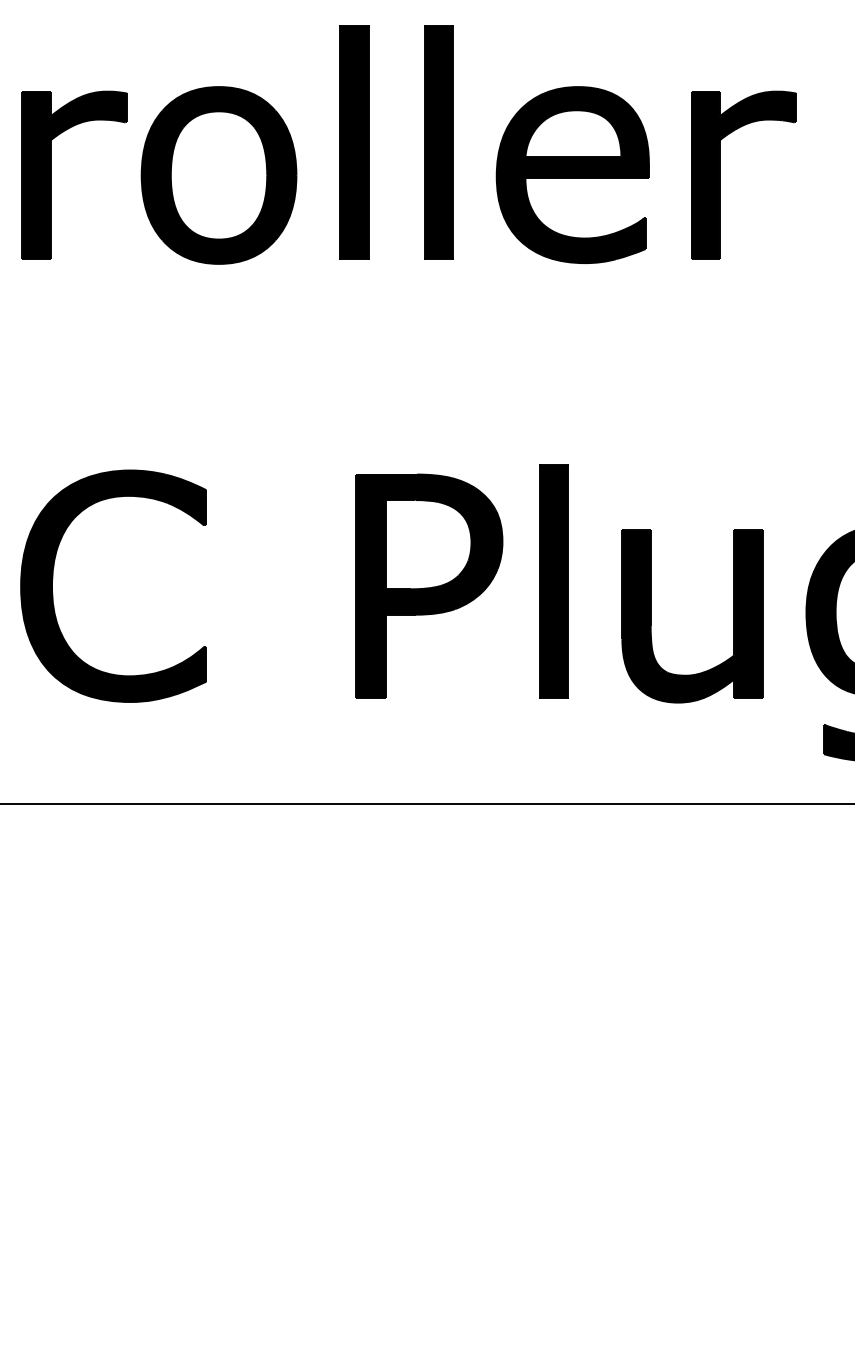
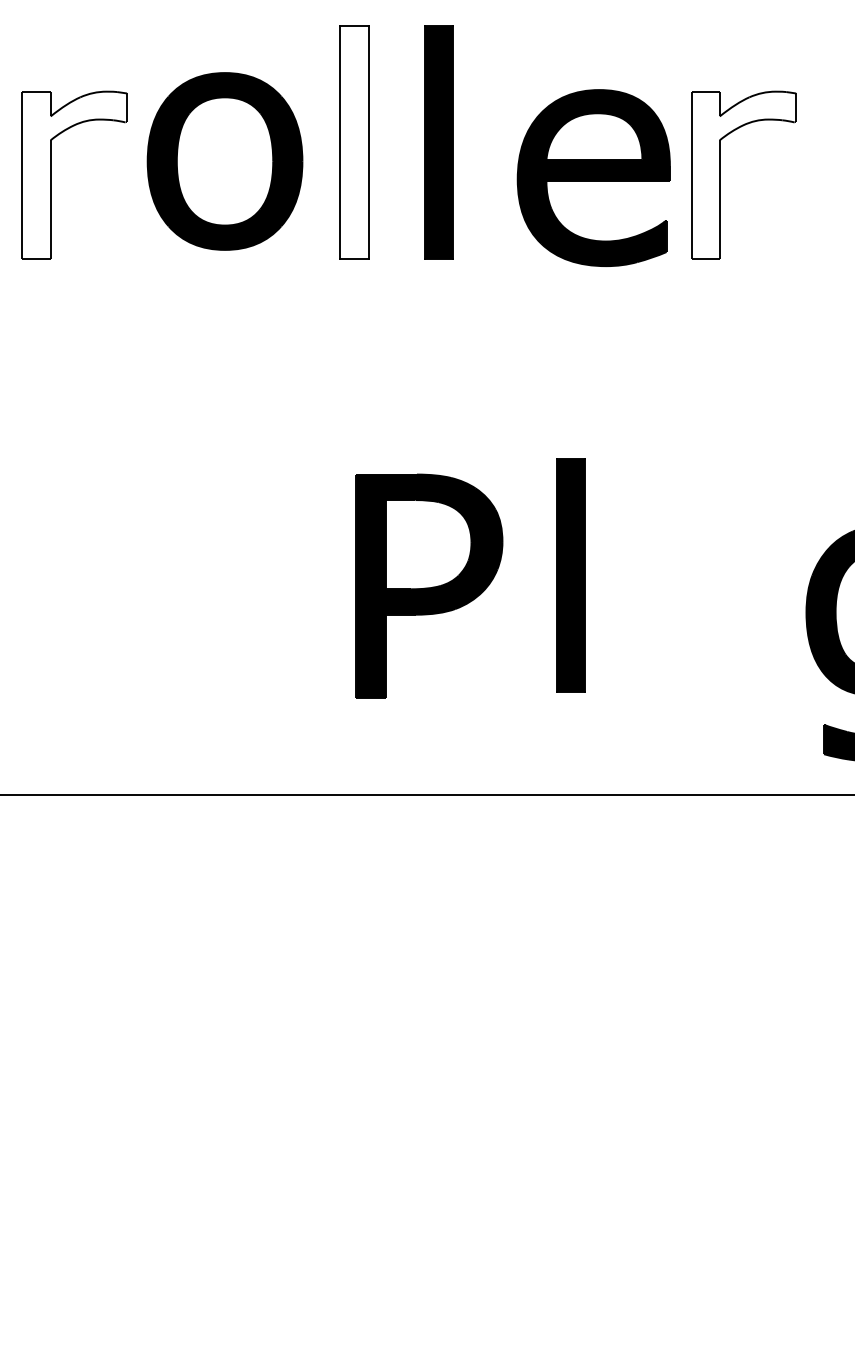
fill: present -> none (354, 142)
part position: (572, 174) -> (593, 177) (593, 177)
fill: present -> none (74, 175)
part position: (218, 175) -> (224, 161) (224, 161)
fill: present -> none (743, 175)
part: present -> none (53, 579)
part position: (553, 581) -> (570, 575) (570, 575)
part: present -> none (651, 616)
line position: (426, 803) -> (426, 794) (426, 794)
